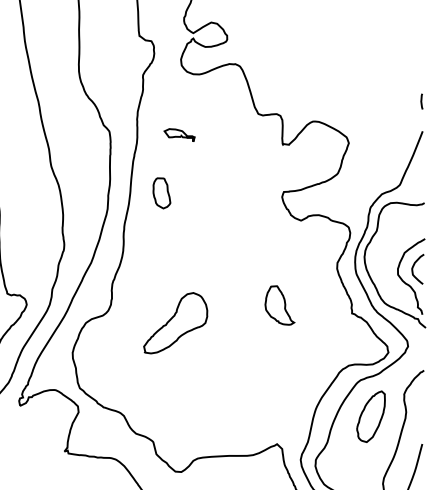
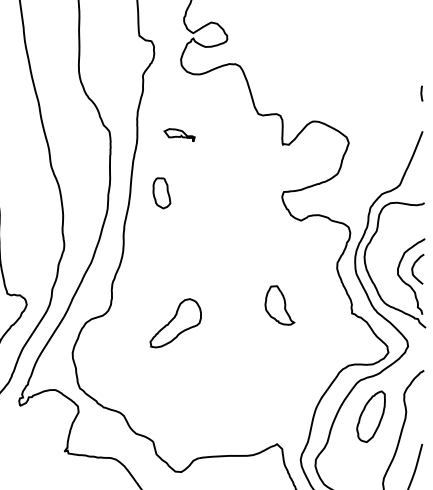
line position: (421, 101) -> (421, 93) (421, 93)
part size: 66x63 px -> 53x51 px (175, 323)
